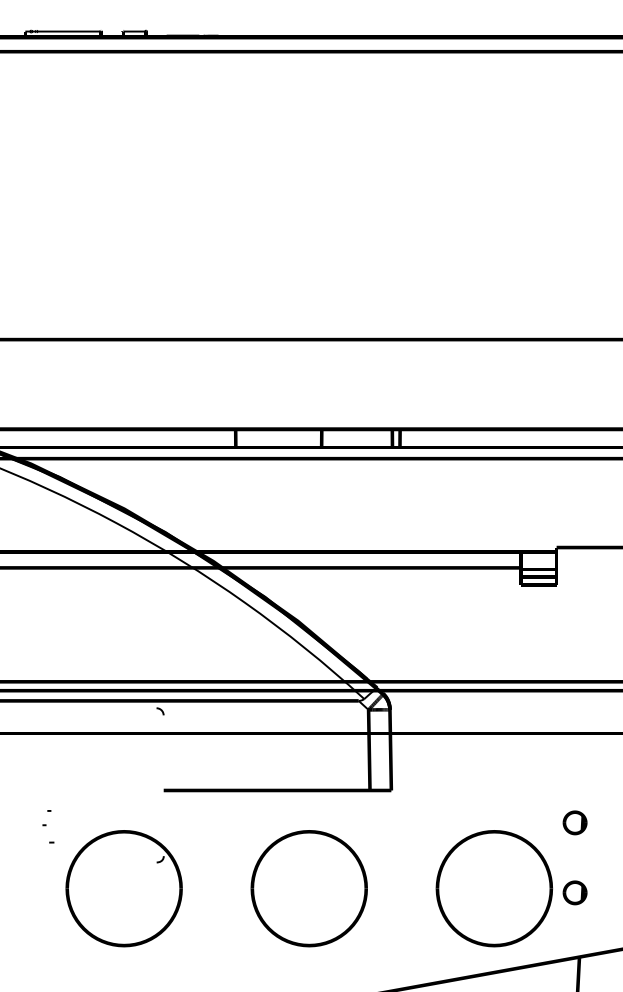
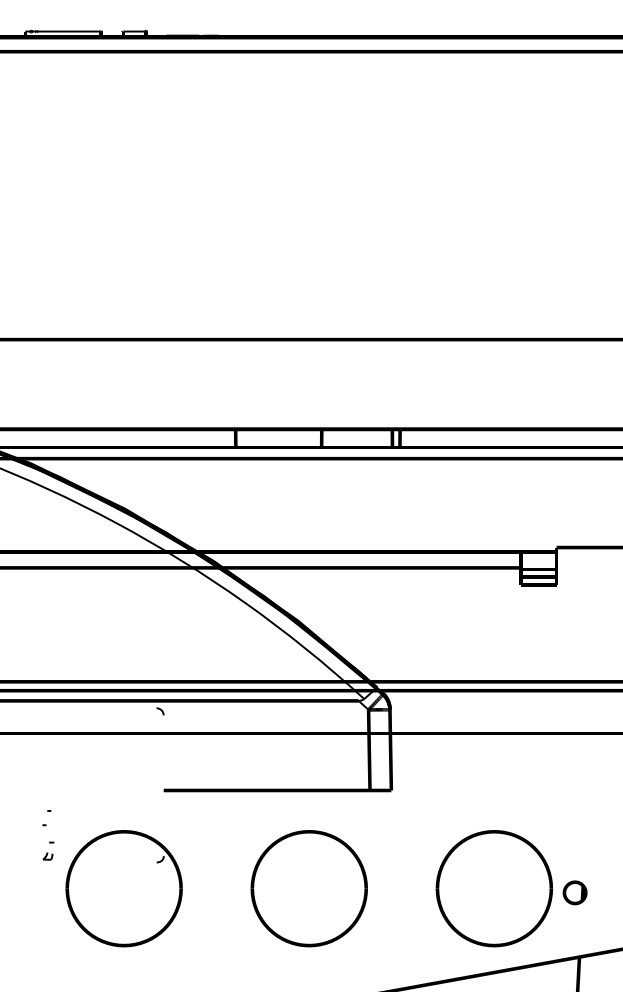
part: present -> none (574, 822)
part: none -> present (47, 856)
